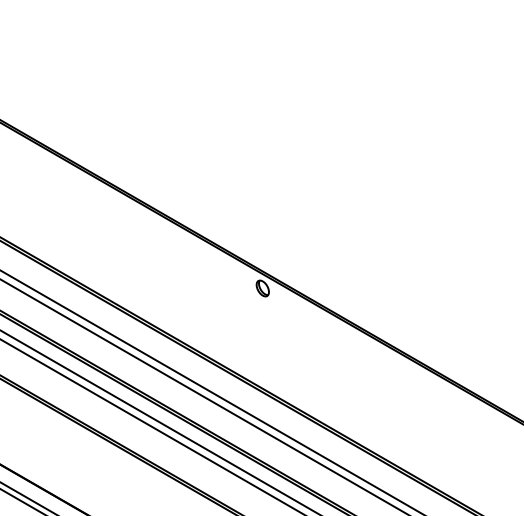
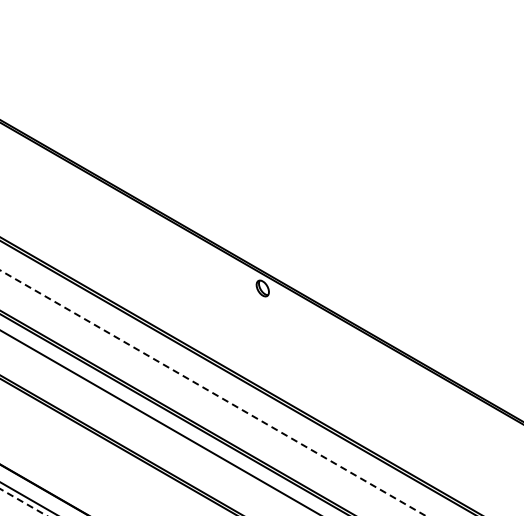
line: solid -> dashed (212, 392)
line: present -> none (203, 396)
line: present -> none (151, 426)
line: solid -> dashed (23, 502)
